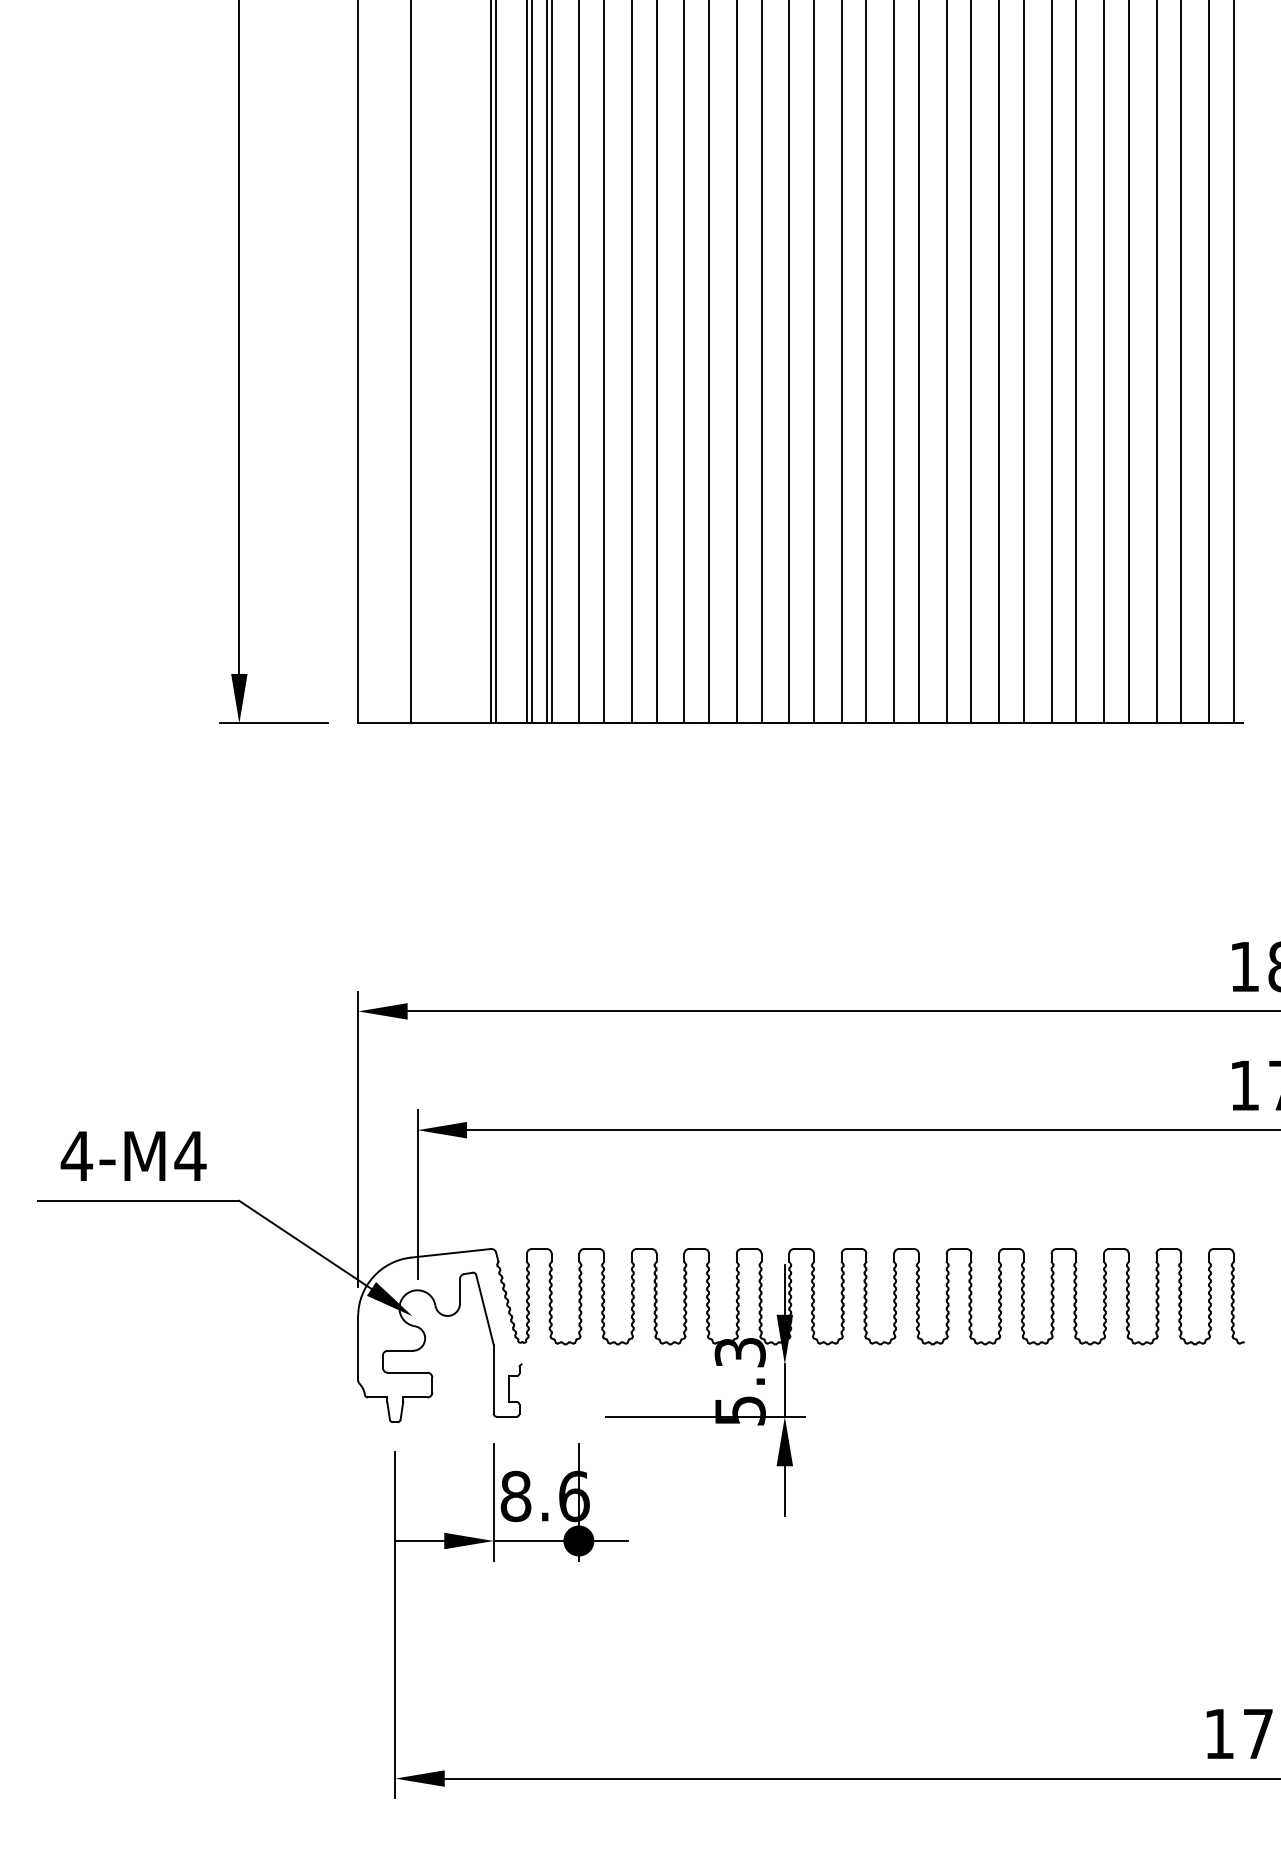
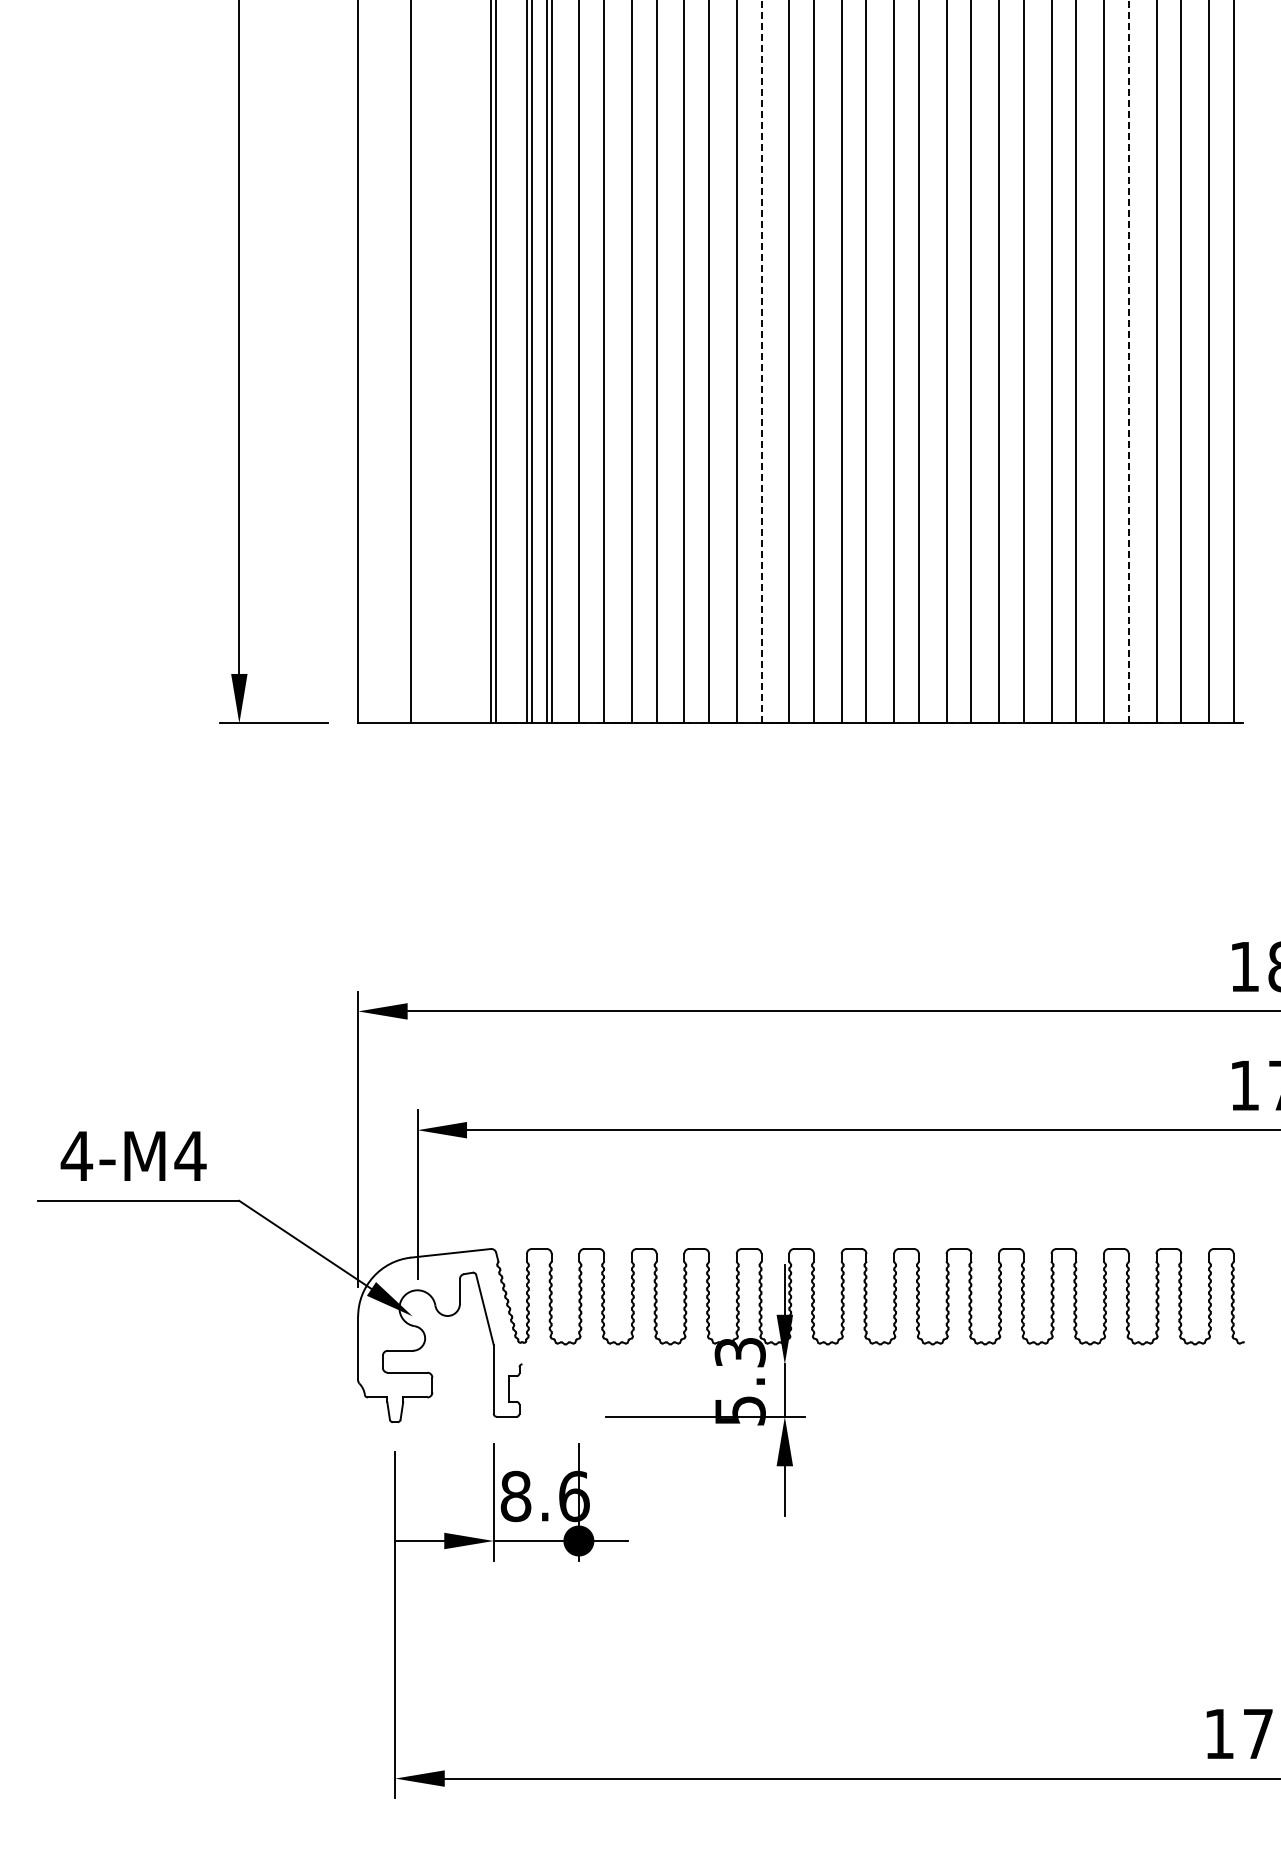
line: solid -> dashed (761, 361)
line: solid -> dashed (1128, 361)
